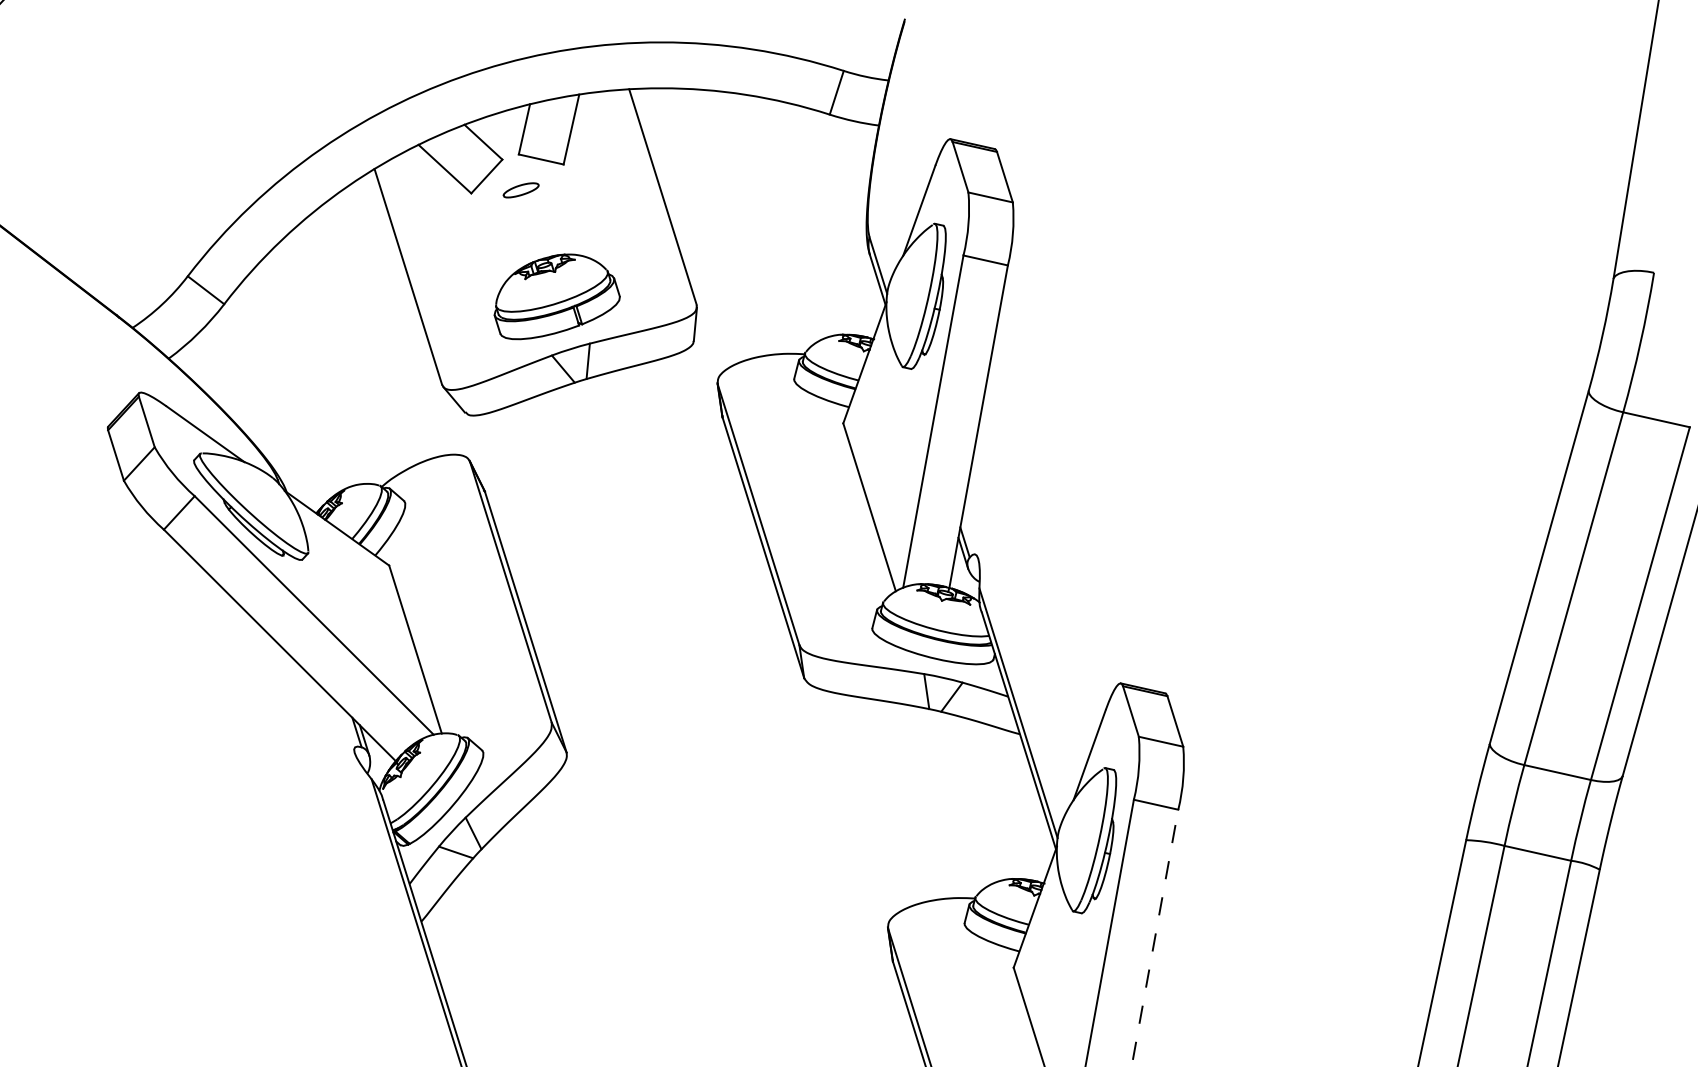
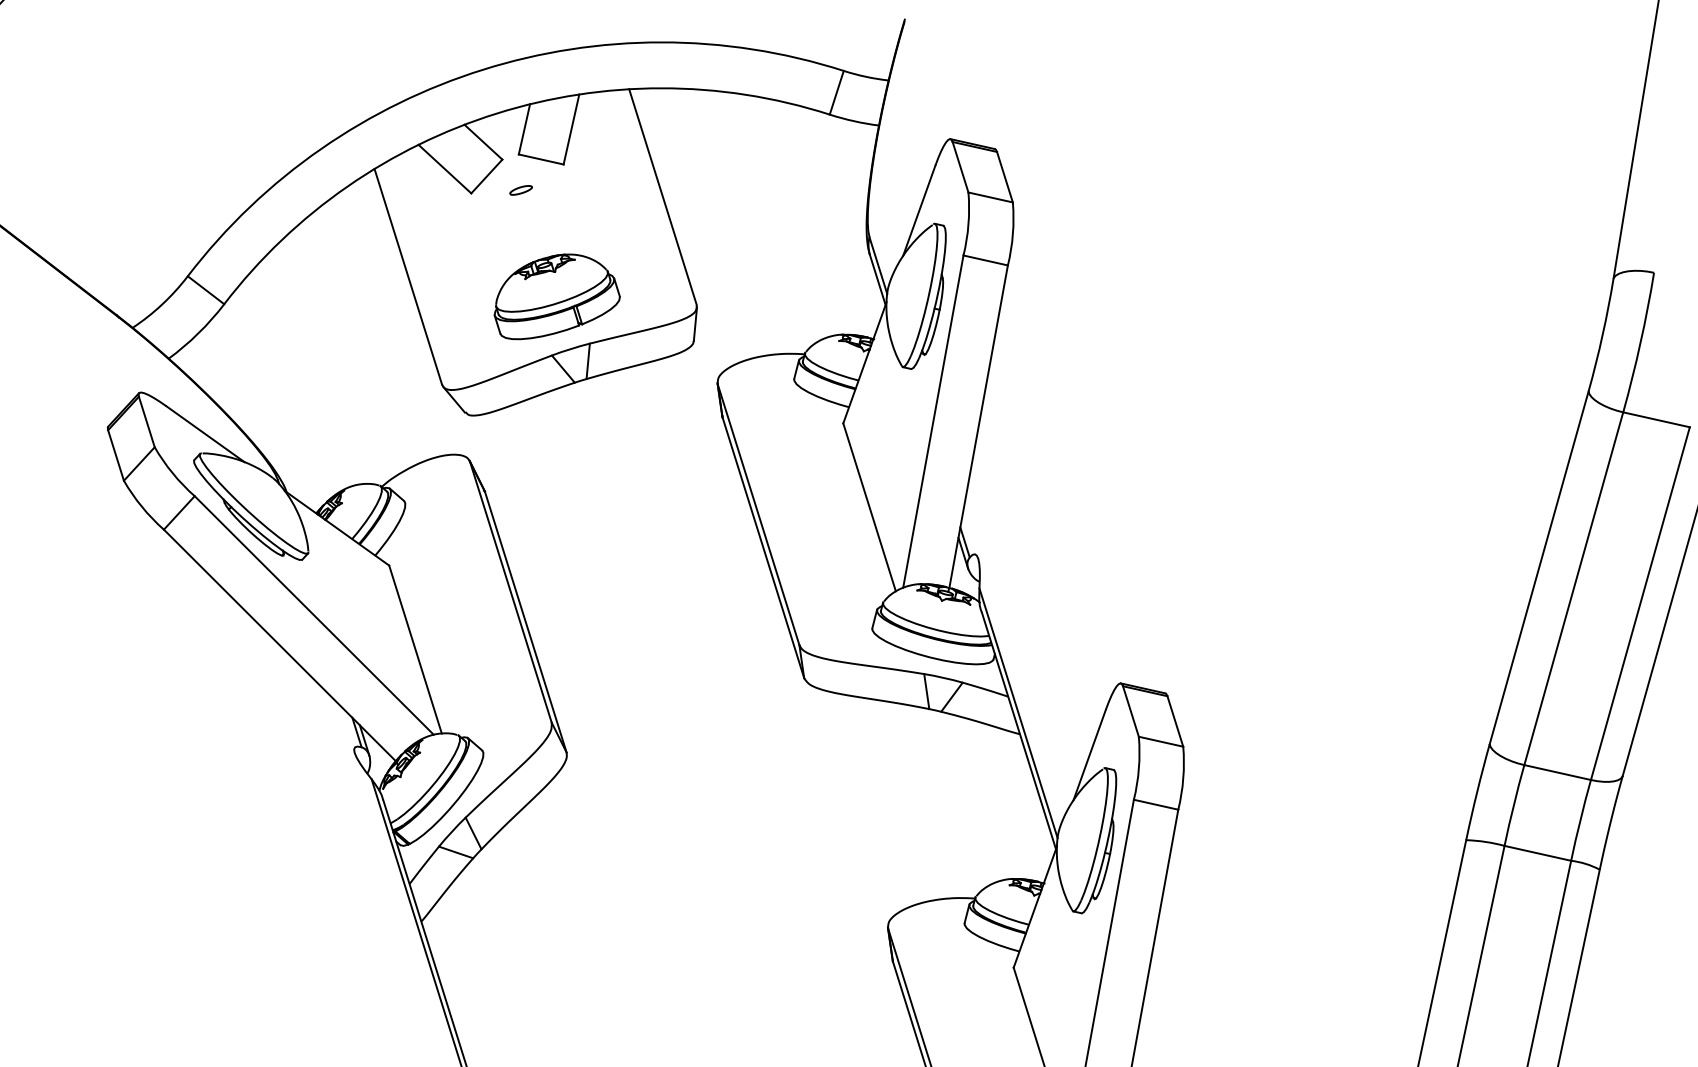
part size: 38x17 px -> 24x11 px (520, 190)
line: dashed -> solid (1155, 937)
